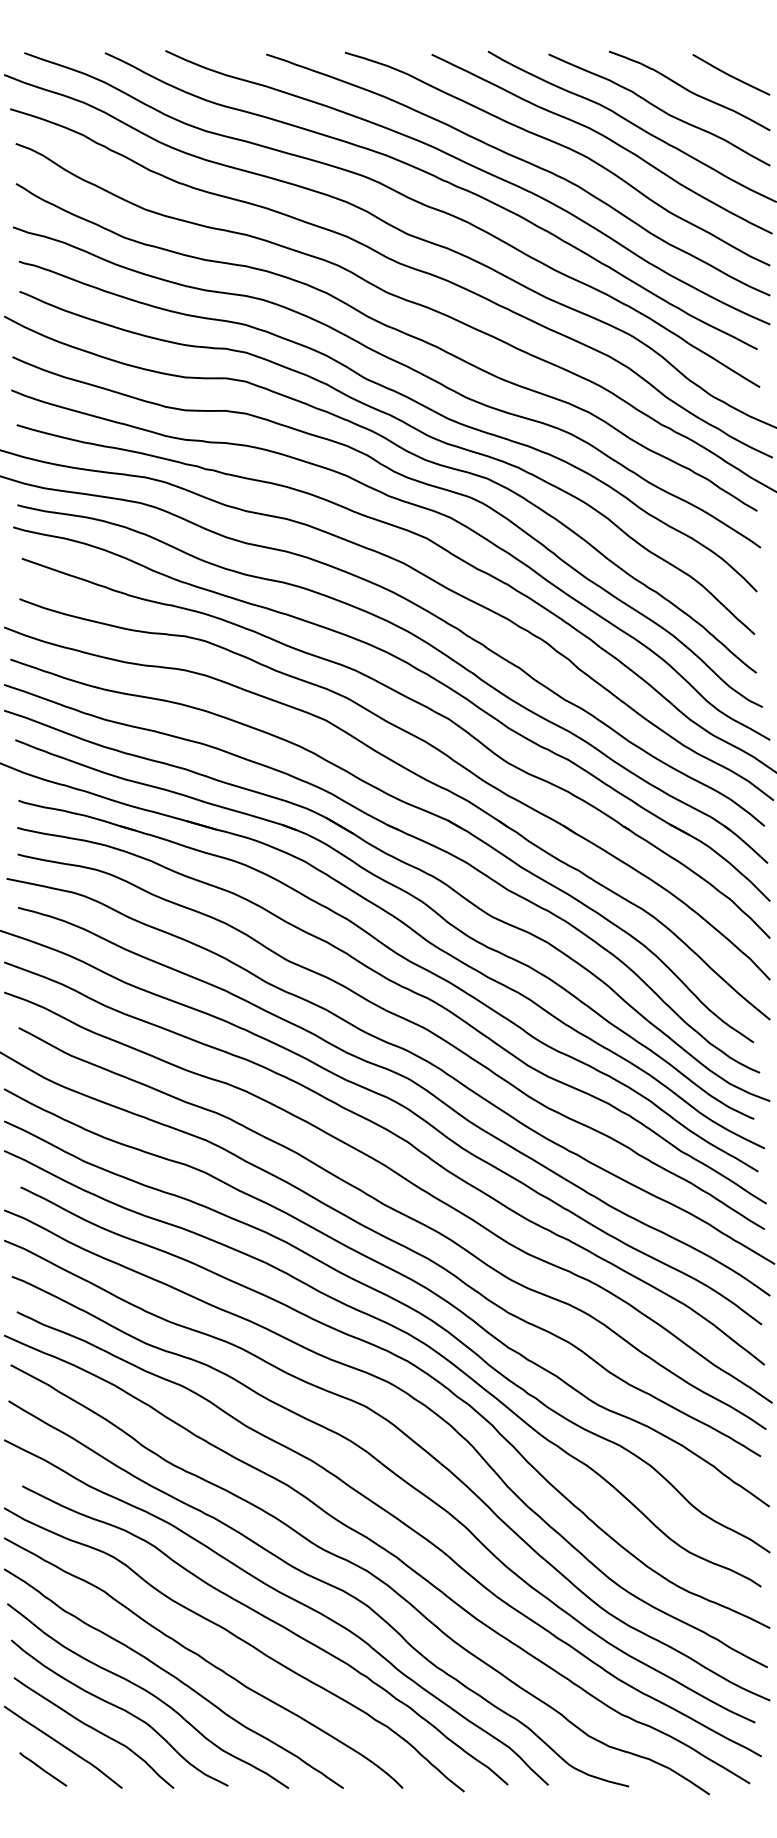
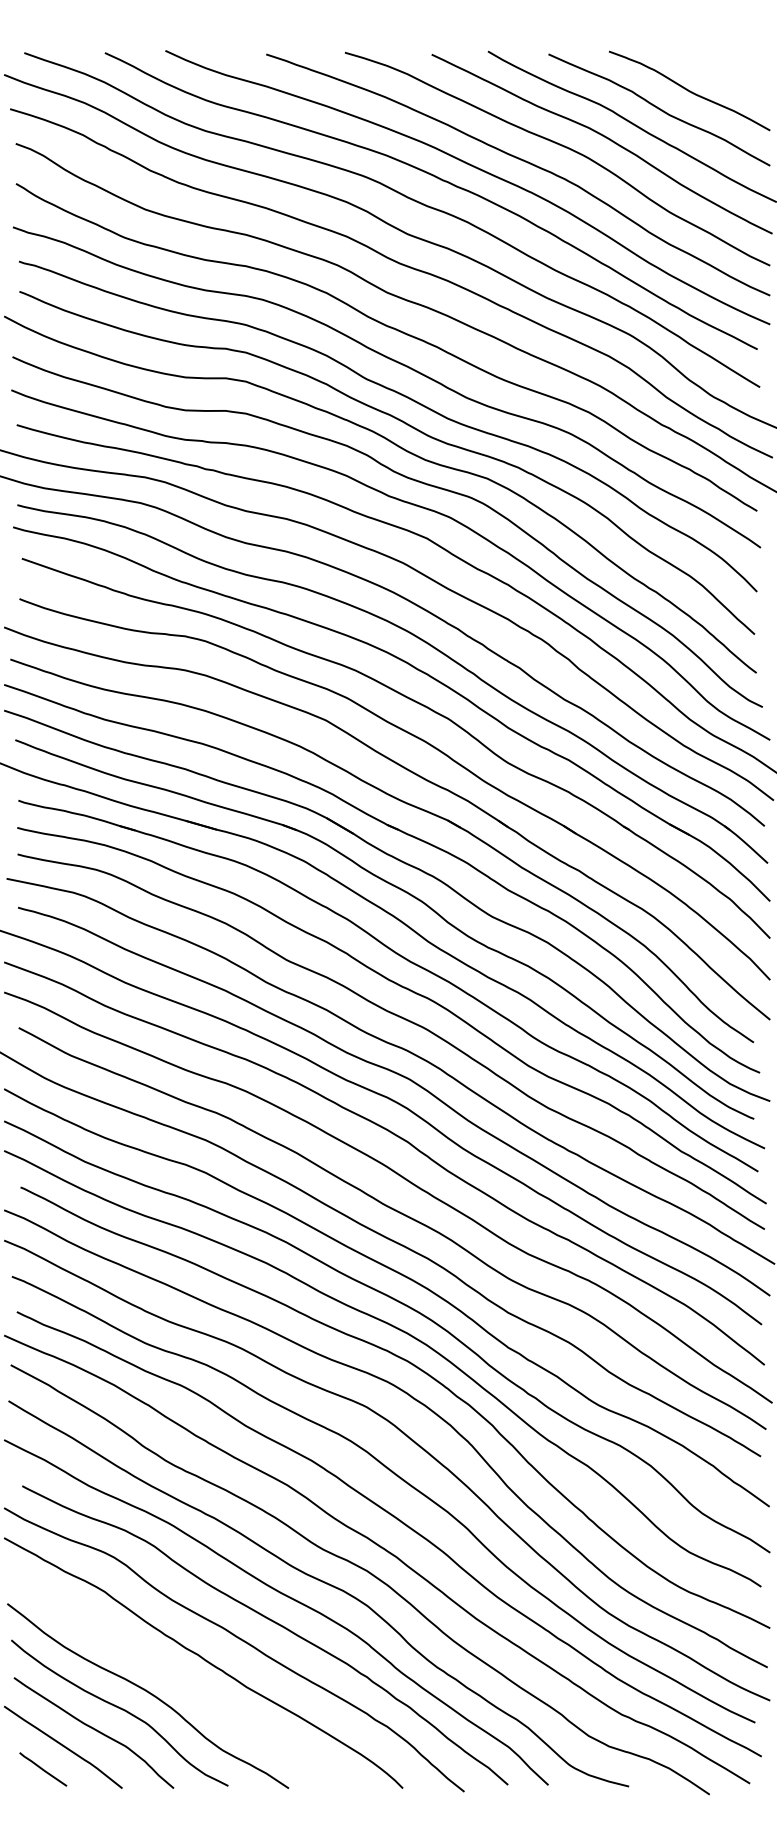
line: present -> none (730, 74)
curve: present -> none (173, 1677)
